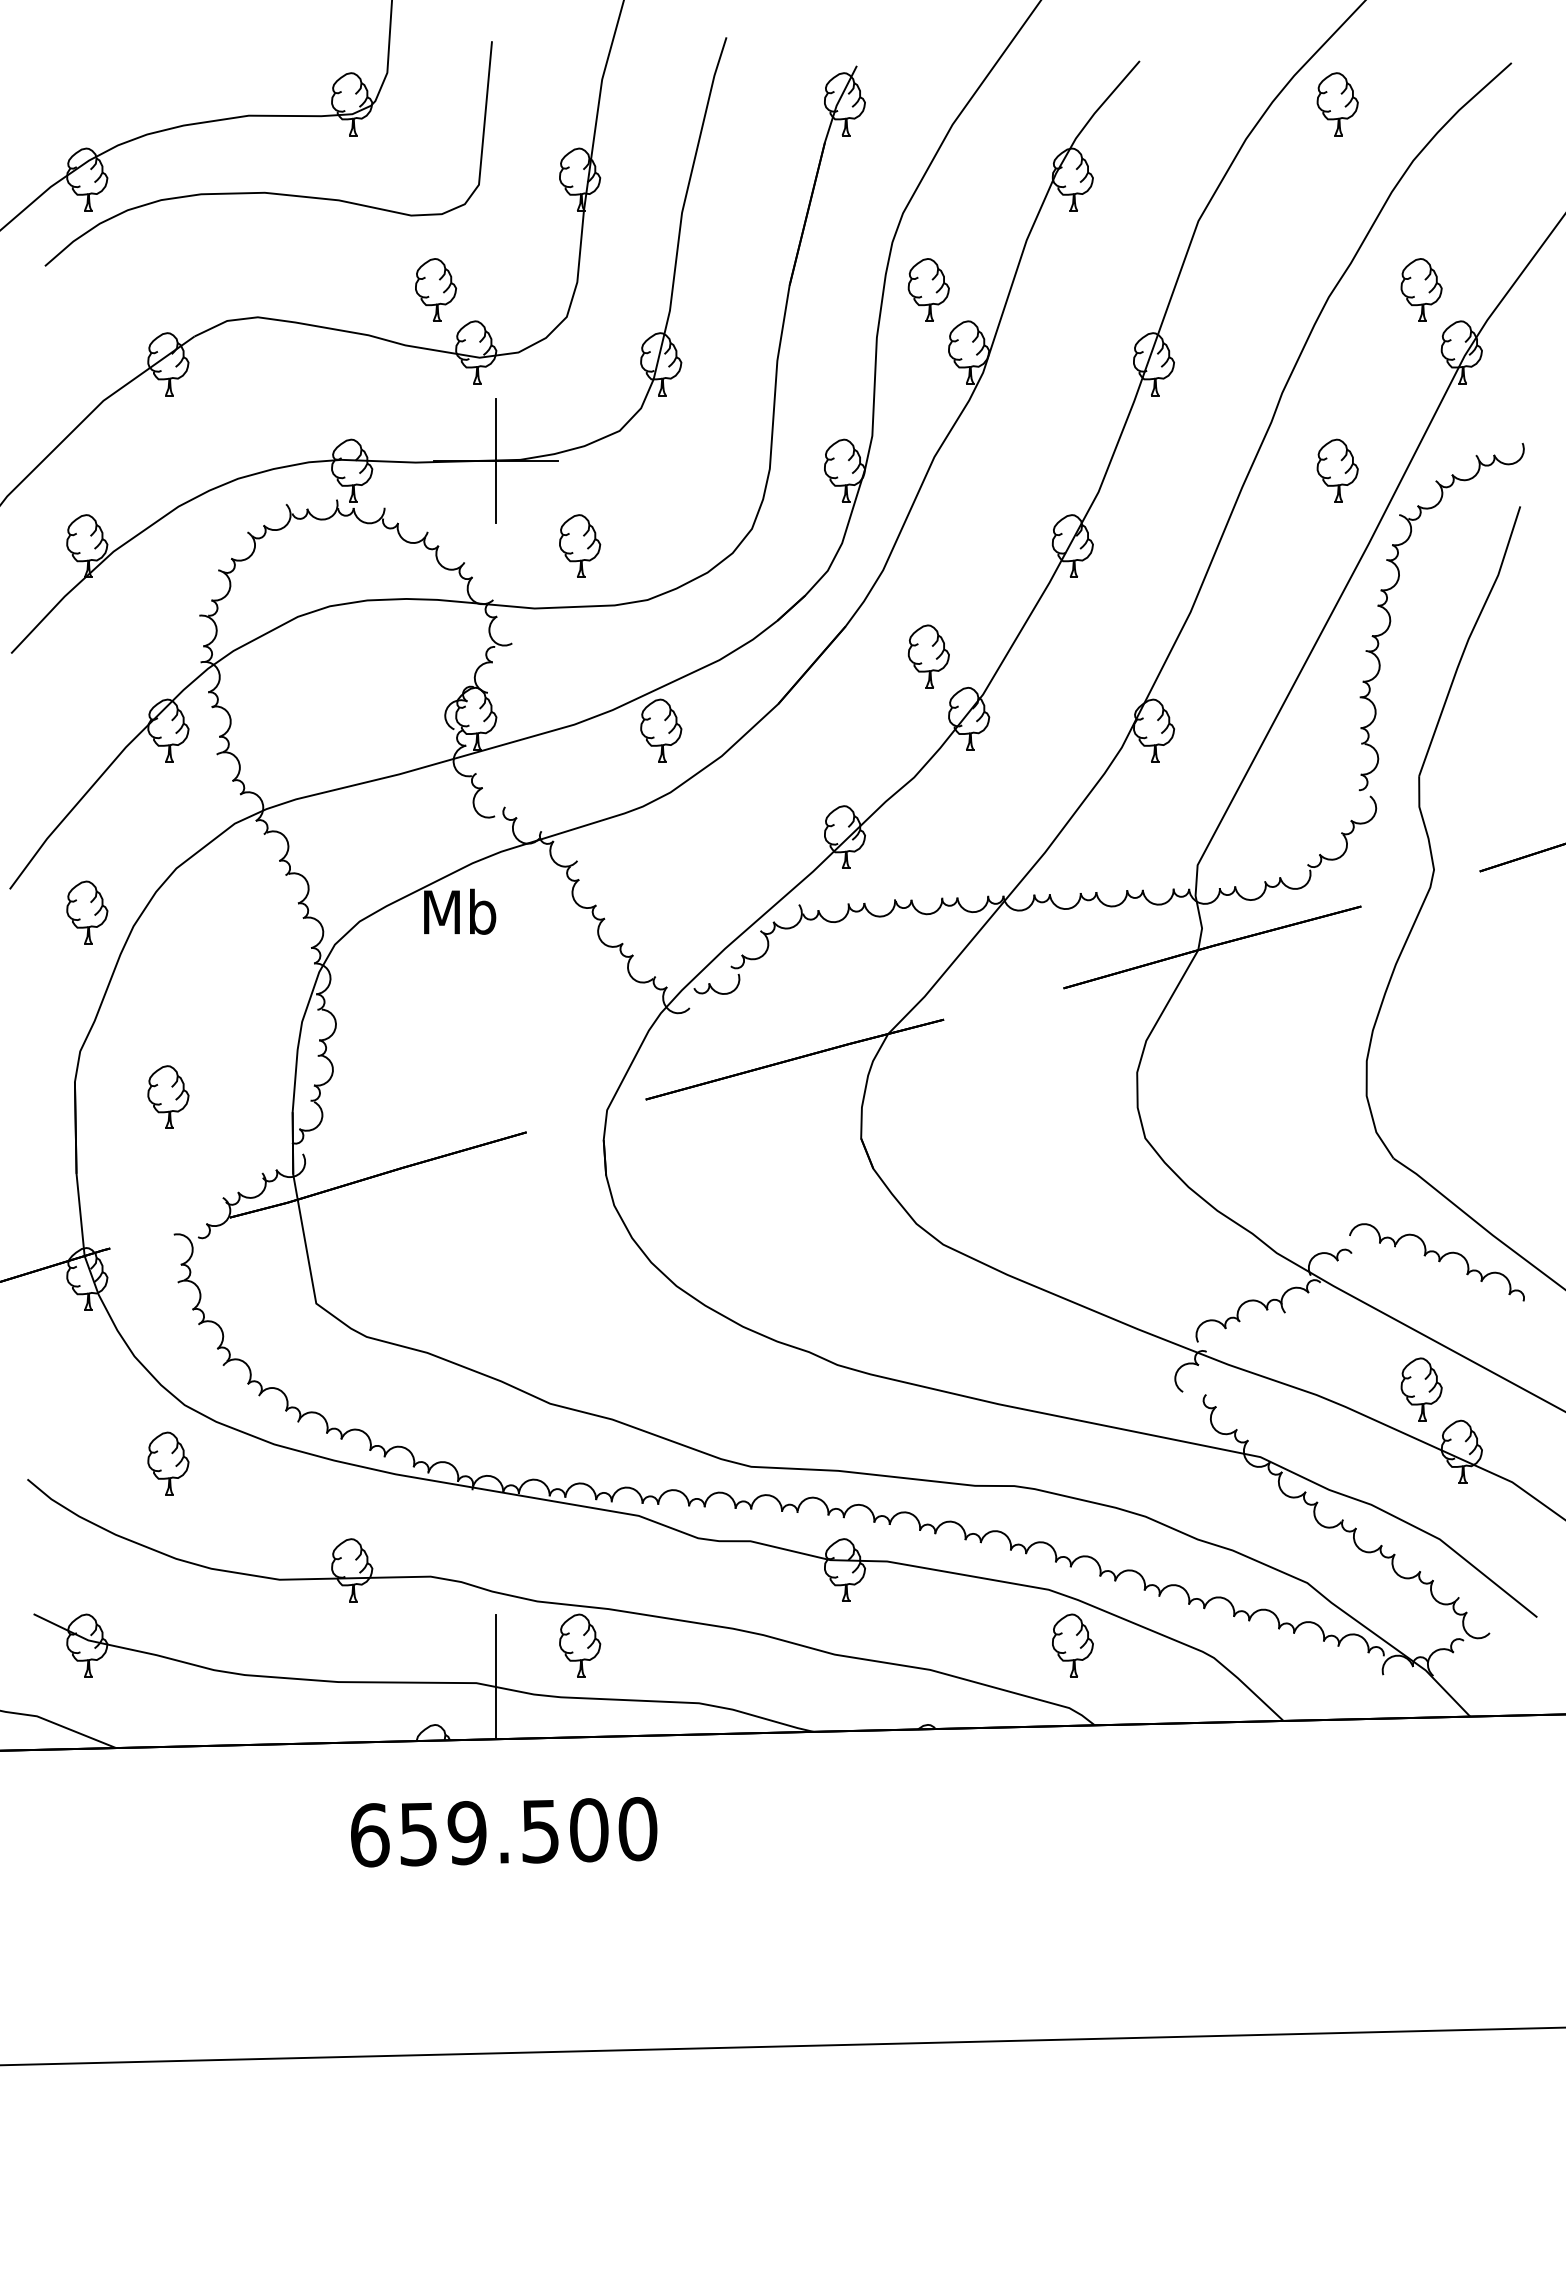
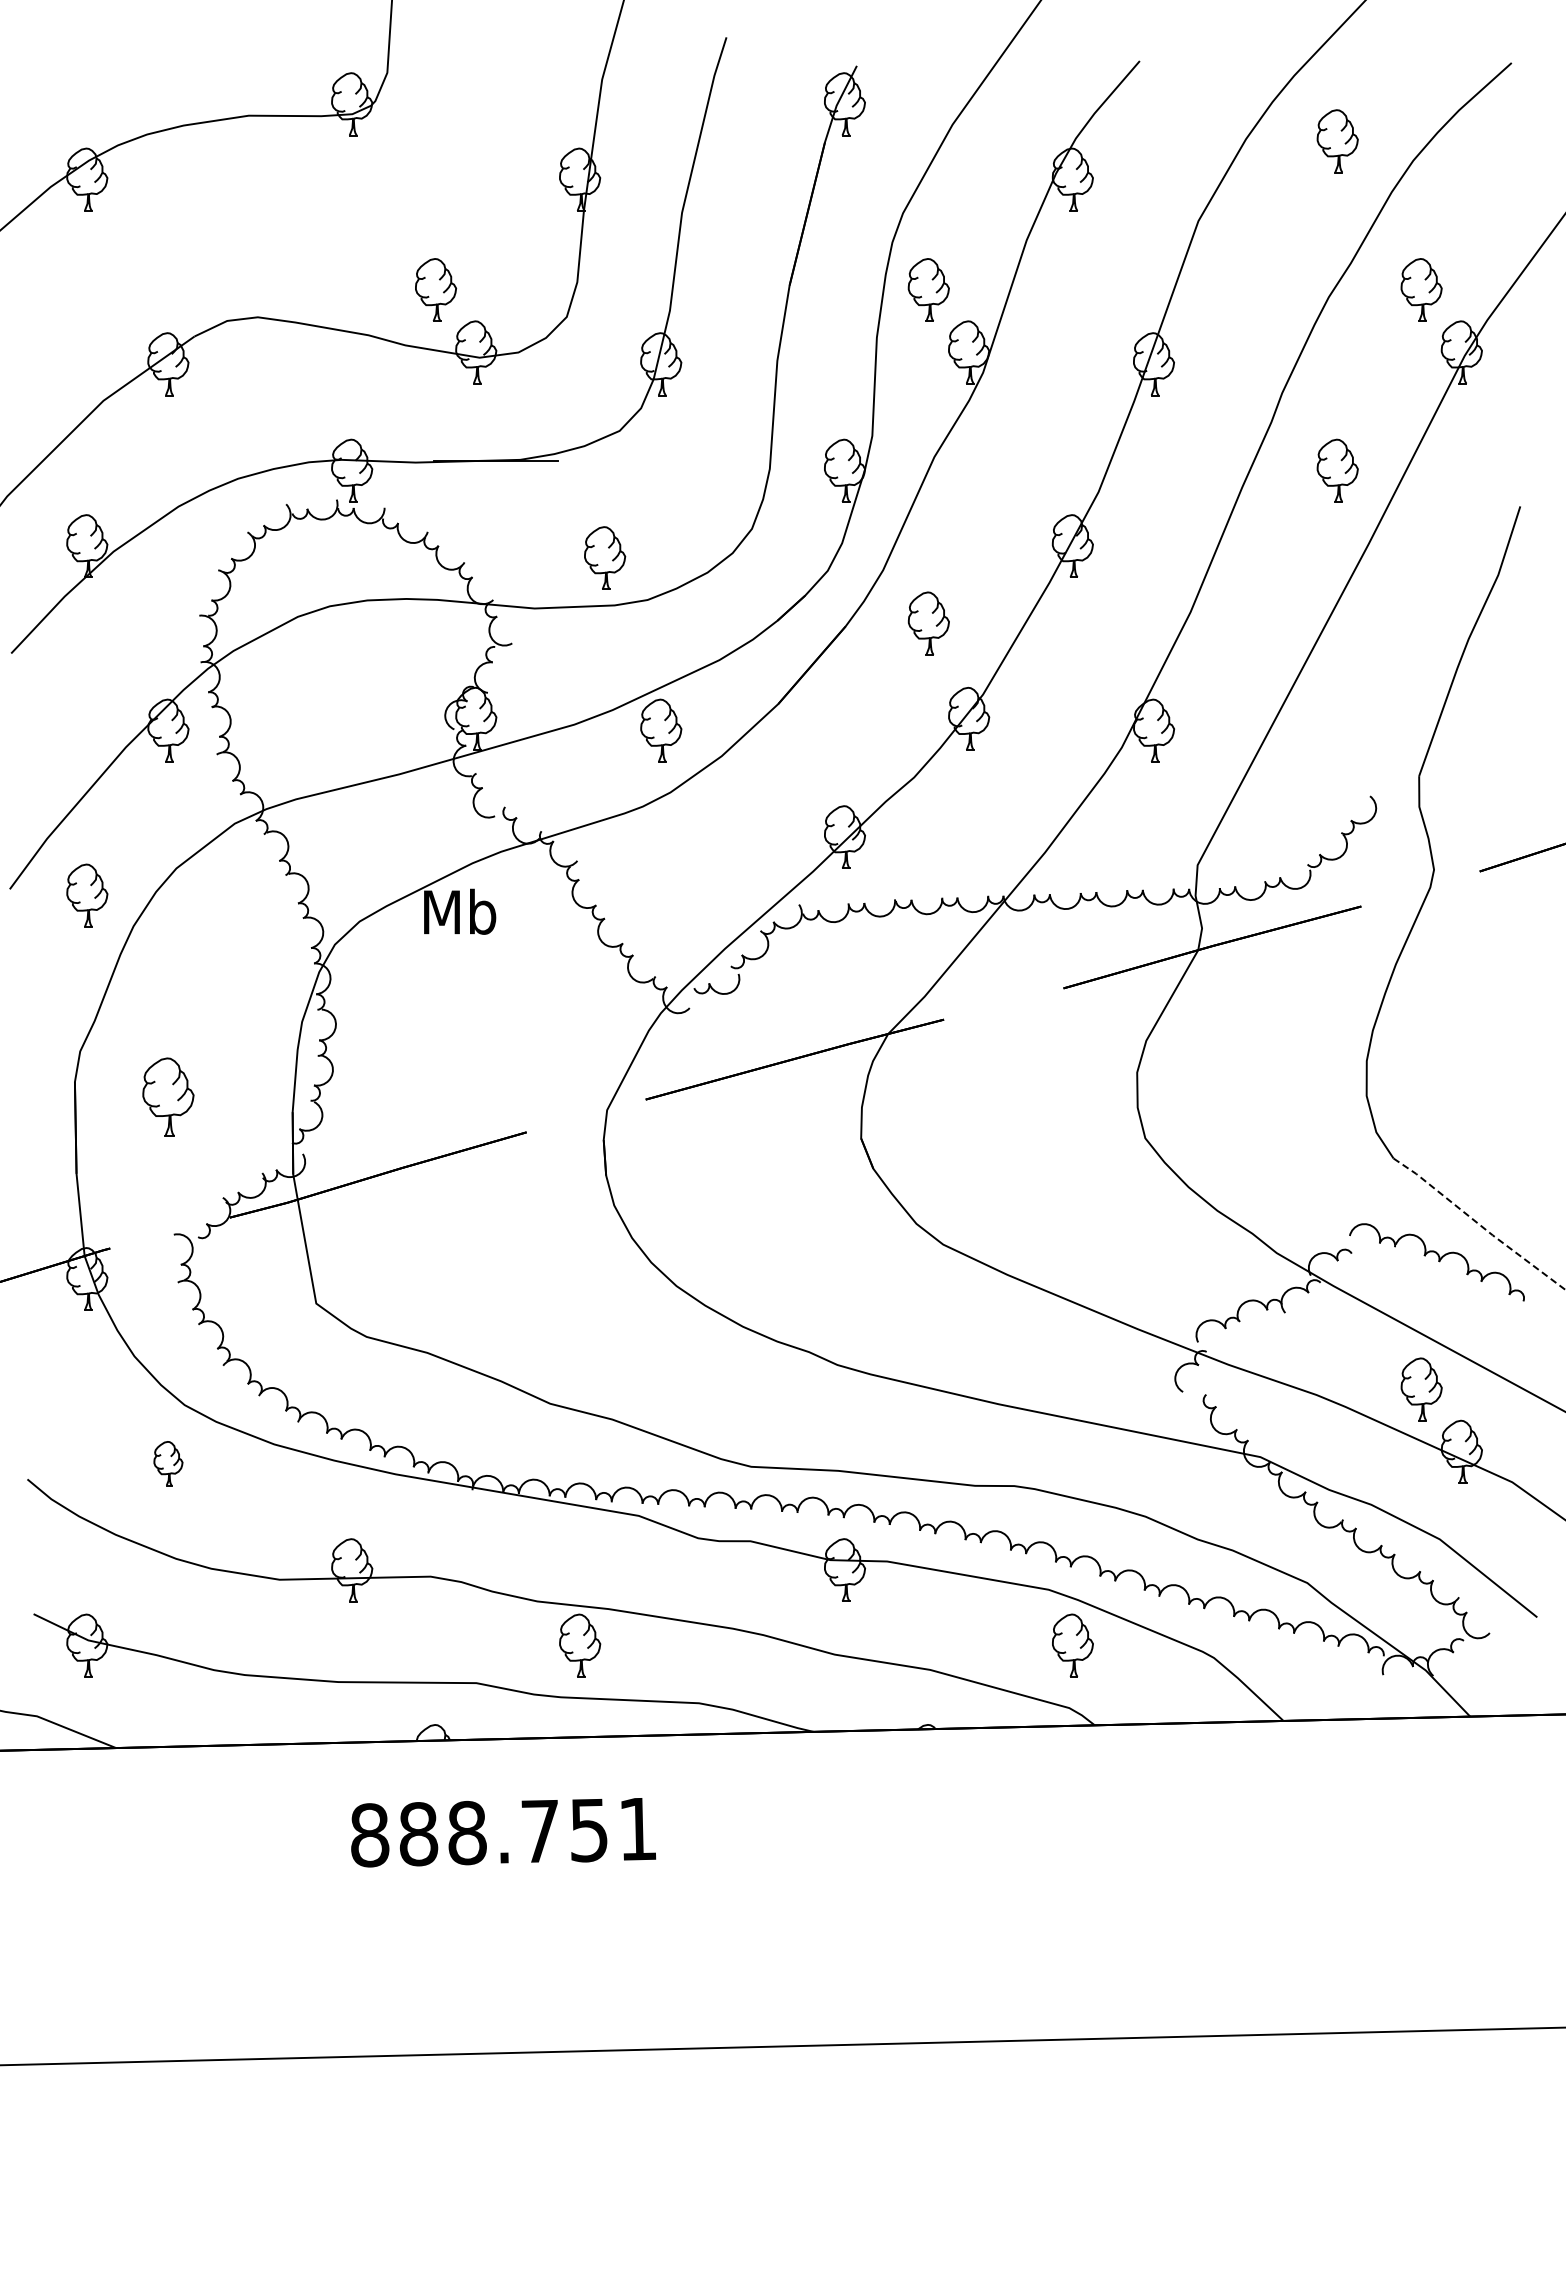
part position: (1337, 104) -> (1337, 141) (1337, 141)
curve: present -> none (264, 191)
line: present -> none (496, 460)
part position: (580, 545) -> (605, 557) (605, 557)
part: present -> none (1391, 619)
part position: (928, 656) -> (928, 623) (928, 623)
part position: (87, 912) -> (87, 895) (87, 895)
part size: 43x64 px -> 53x80 px (168, 1096)
line: solid -> dashed (1479, 1224)
part size: 43x65 px -> 31x46 px (168, 1463)
line: present -> none (496, 1676)
text: 659.500 -> 888.751 (504, 1832)
